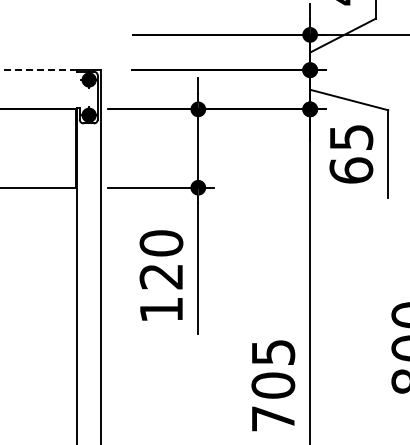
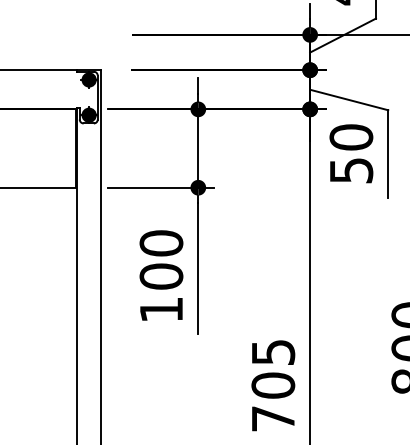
line: dashed -> solid (38, 70)
text: 65 -> 50 (351, 153)
text: 120 -> 100 (161, 276)
